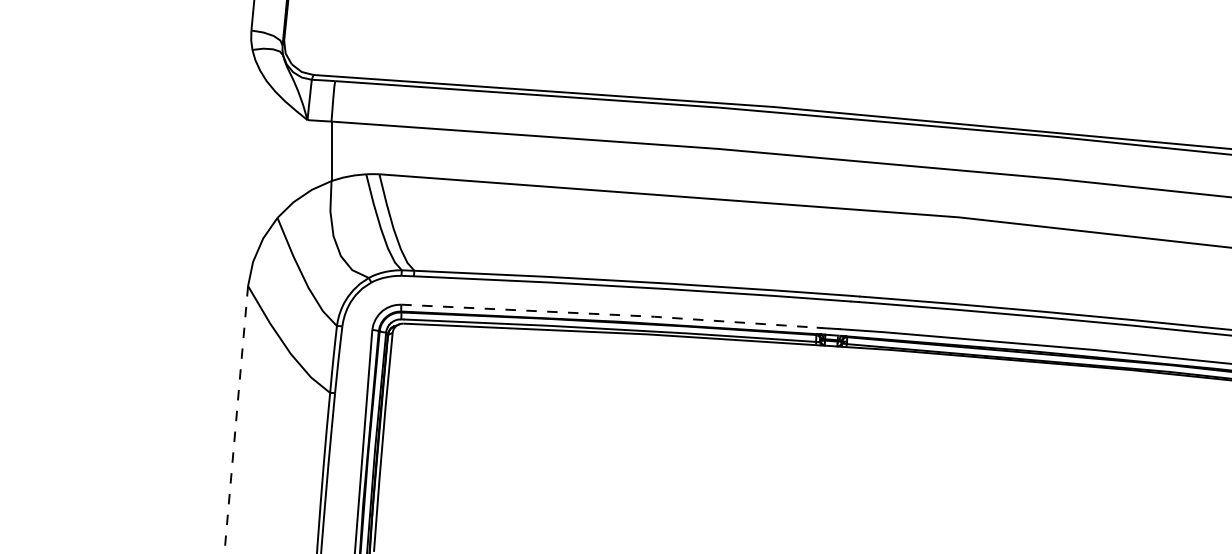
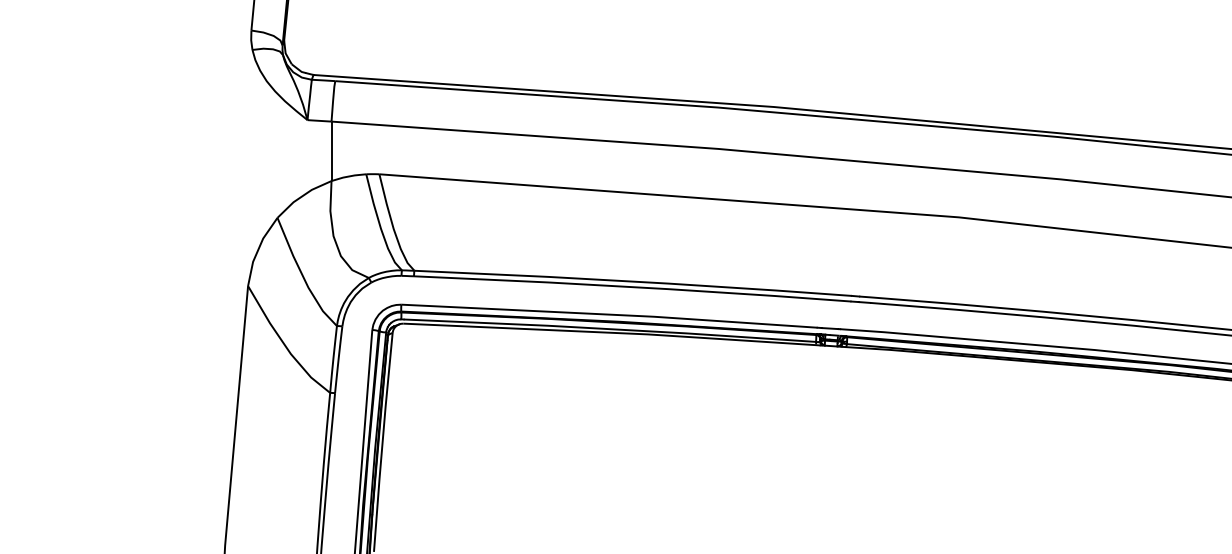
line: dashed -> solid (610, 314)
line: dashed -> solid (236, 420)
